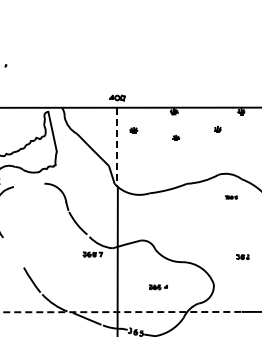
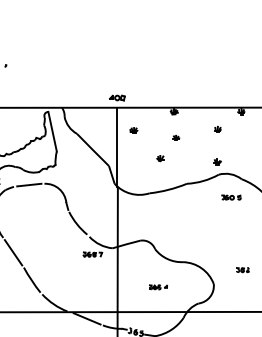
line: dashed -> solid (117, 147)
part: none -> present (160, 158)
part: none -> present (217, 161)
line: none -> present (29, 184)
part size: 13x5 px -> 21x7 px (231, 197)
line: none -> present (13, 252)
part position: (242, 257) -> (242, 270) (242, 270)
line: dashed -> solid (120, 312)
